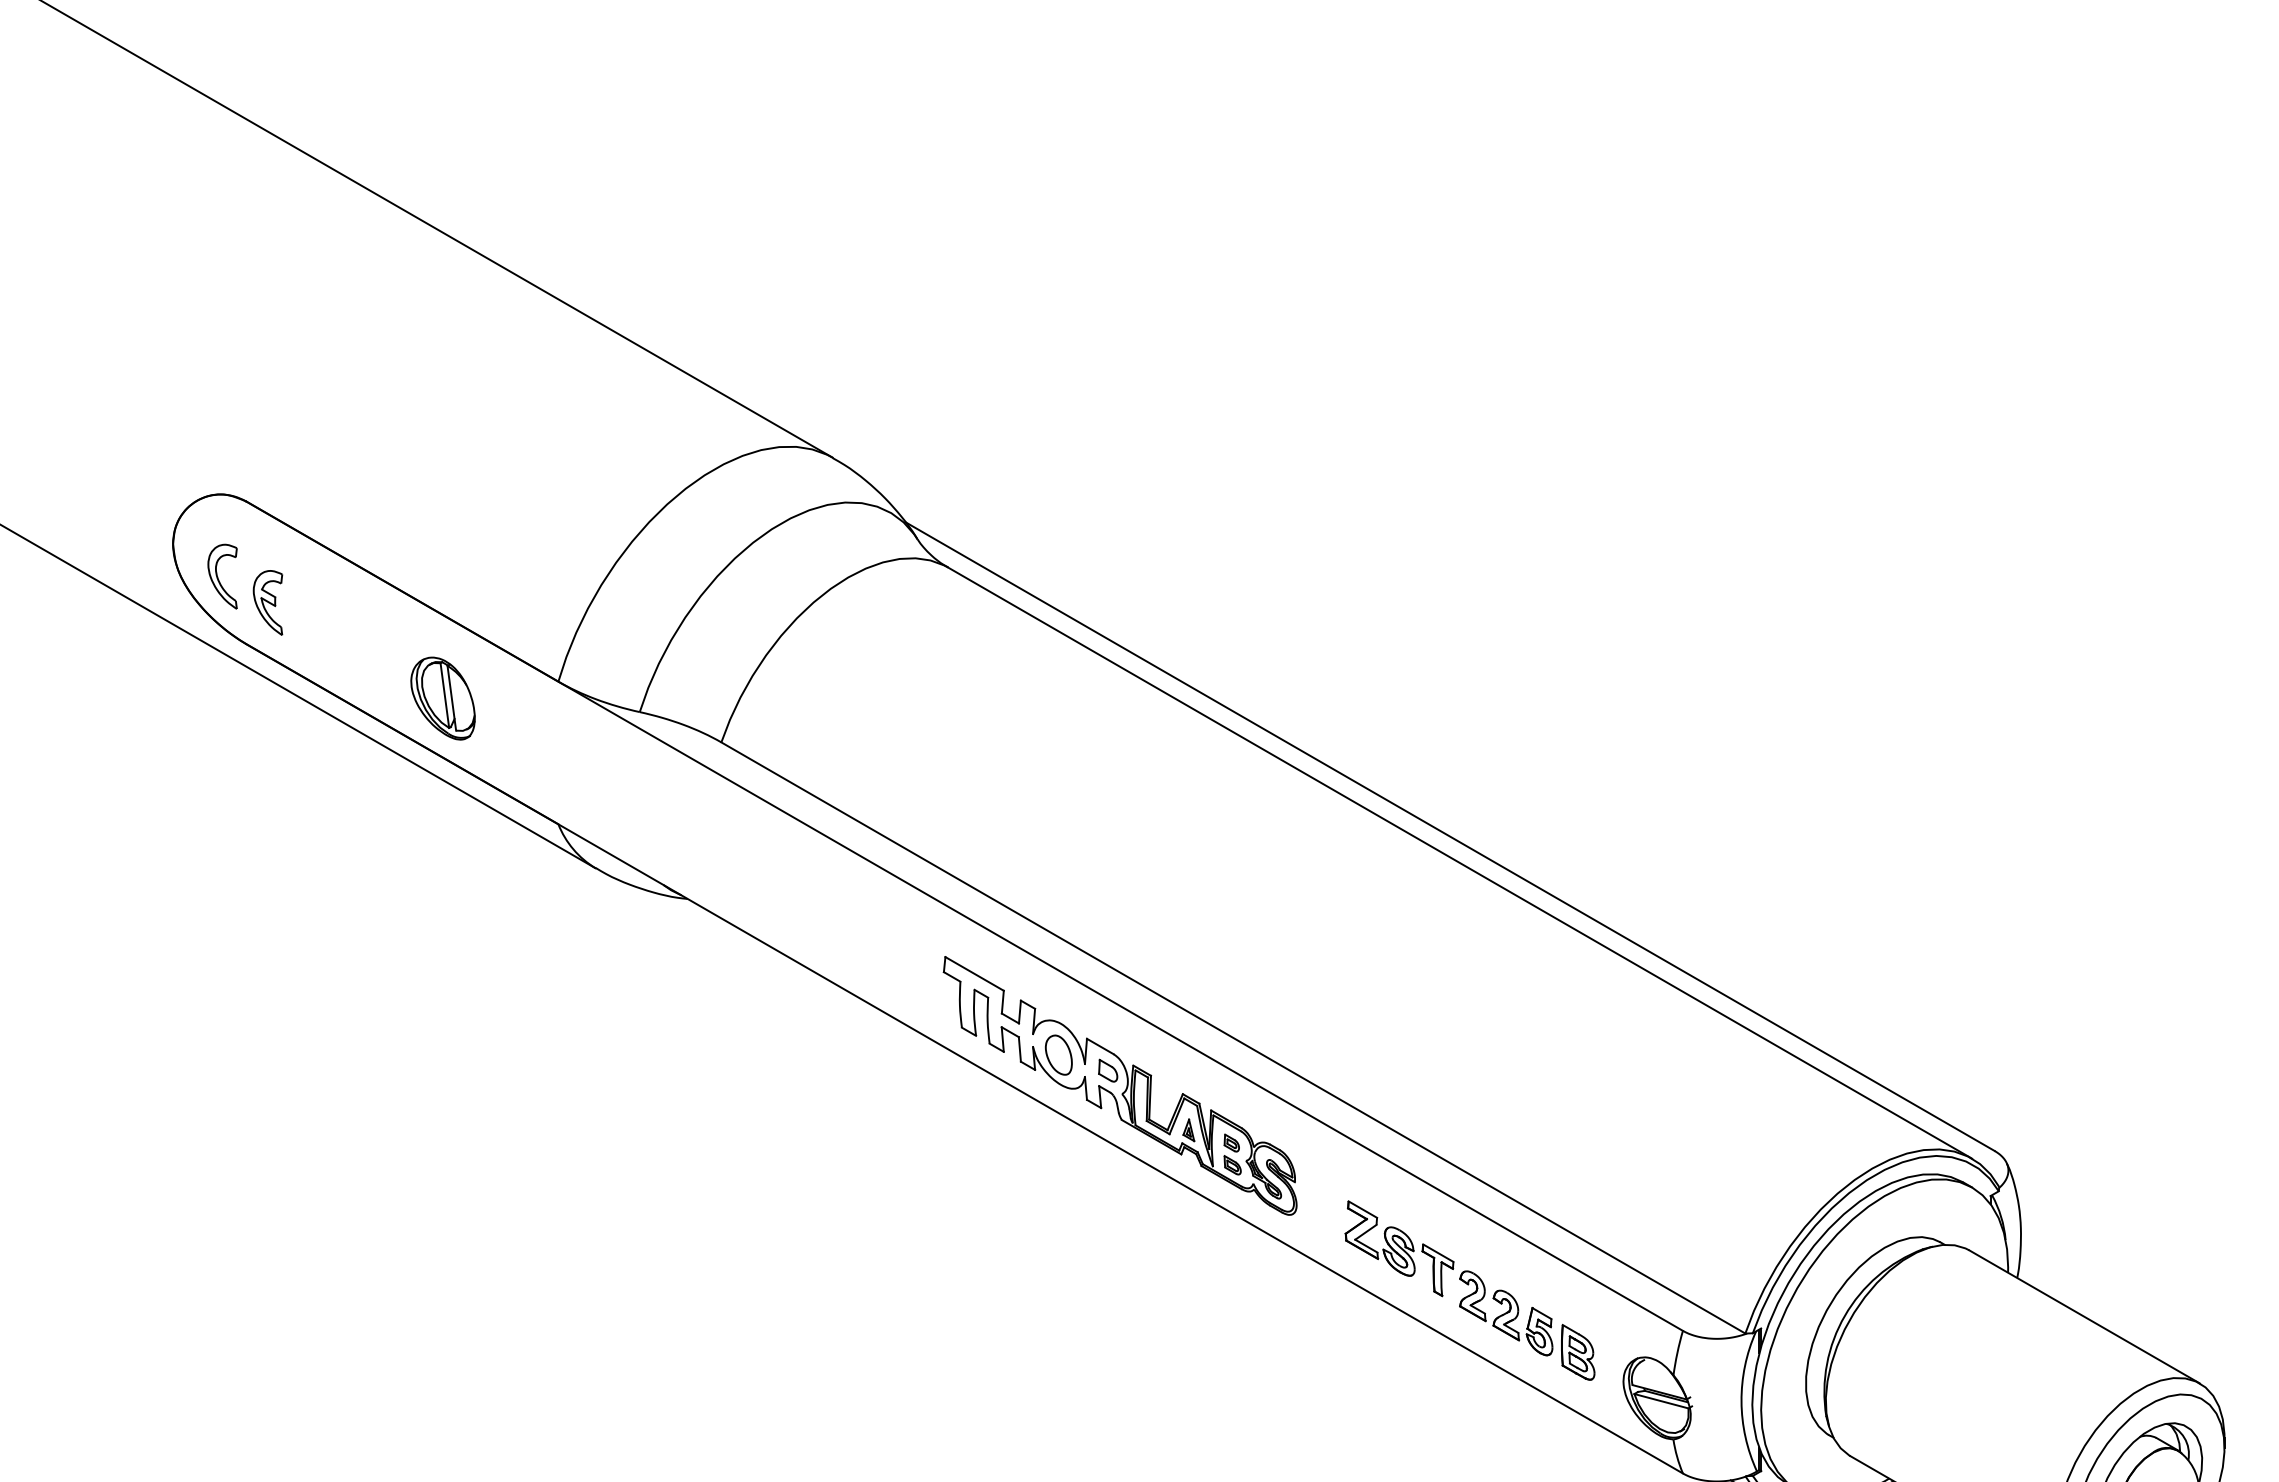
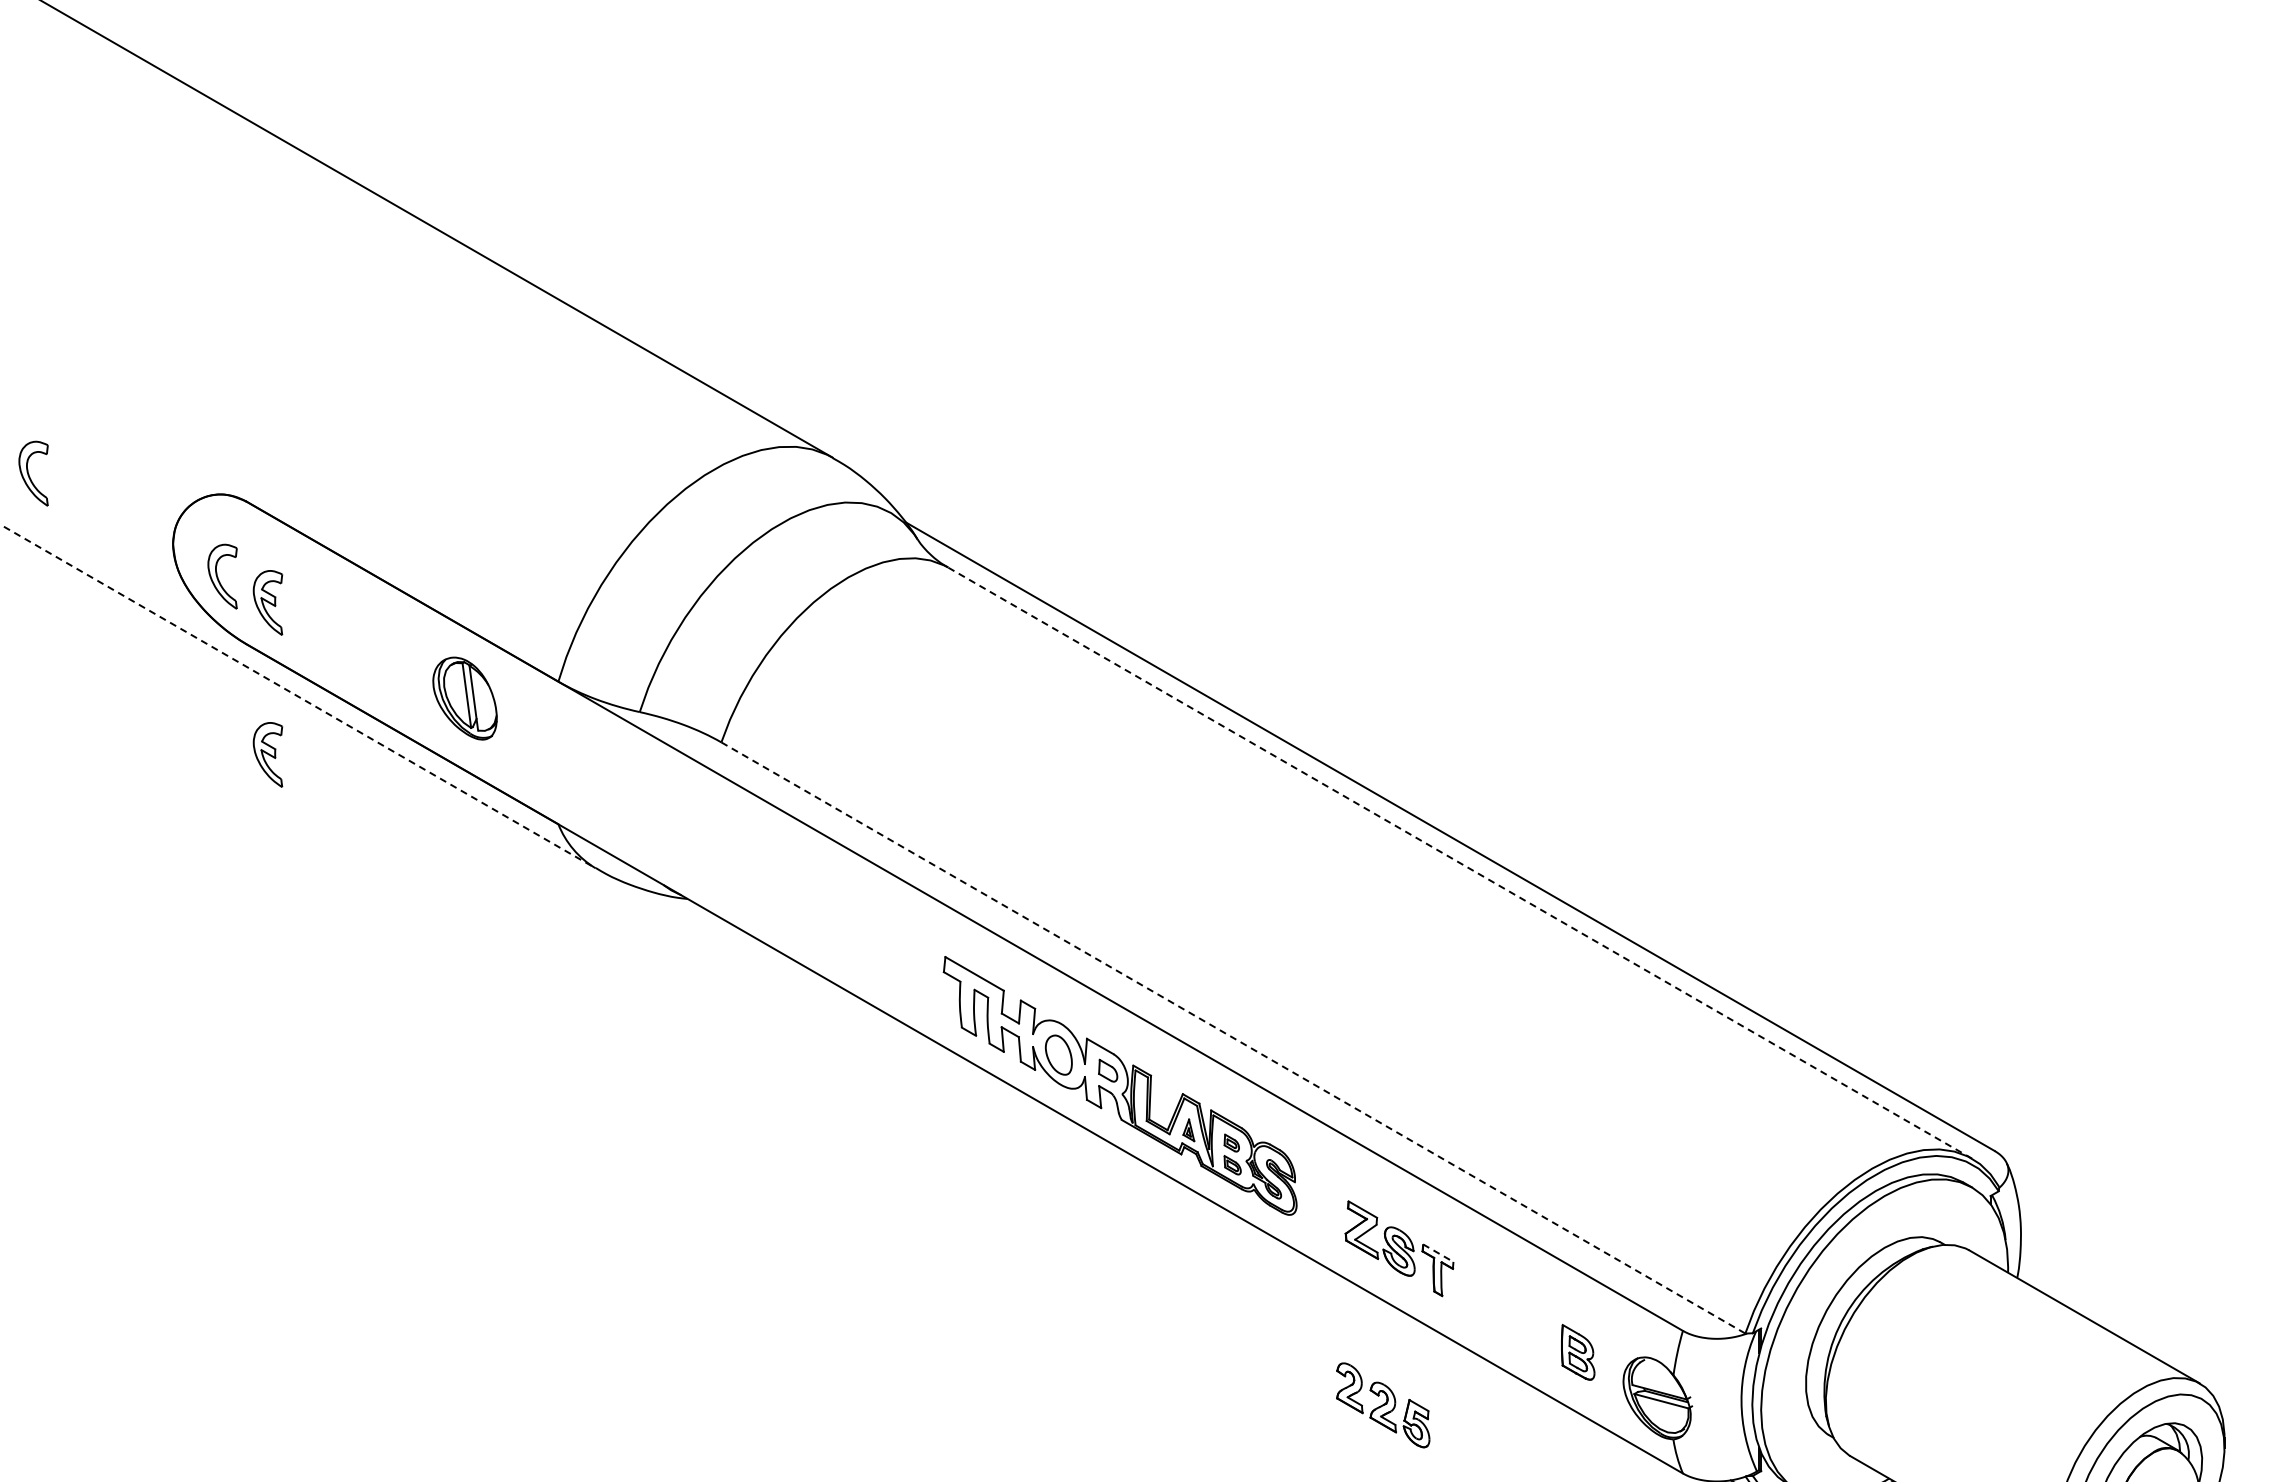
part: none -> present (33, 473)
line: solid -> dashed (298, 696)
part position: (442, 698) -> (464, 698) (464, 698)
part: none -> present (267, 754)
line: solid -> dashed (1459, 862)
line: solid -> dashed (1233, 1038)
line: solid -> dashed (1438, 1253)
part position: (1506, 1313) -> (1383, 1405) (1383, 1405)
